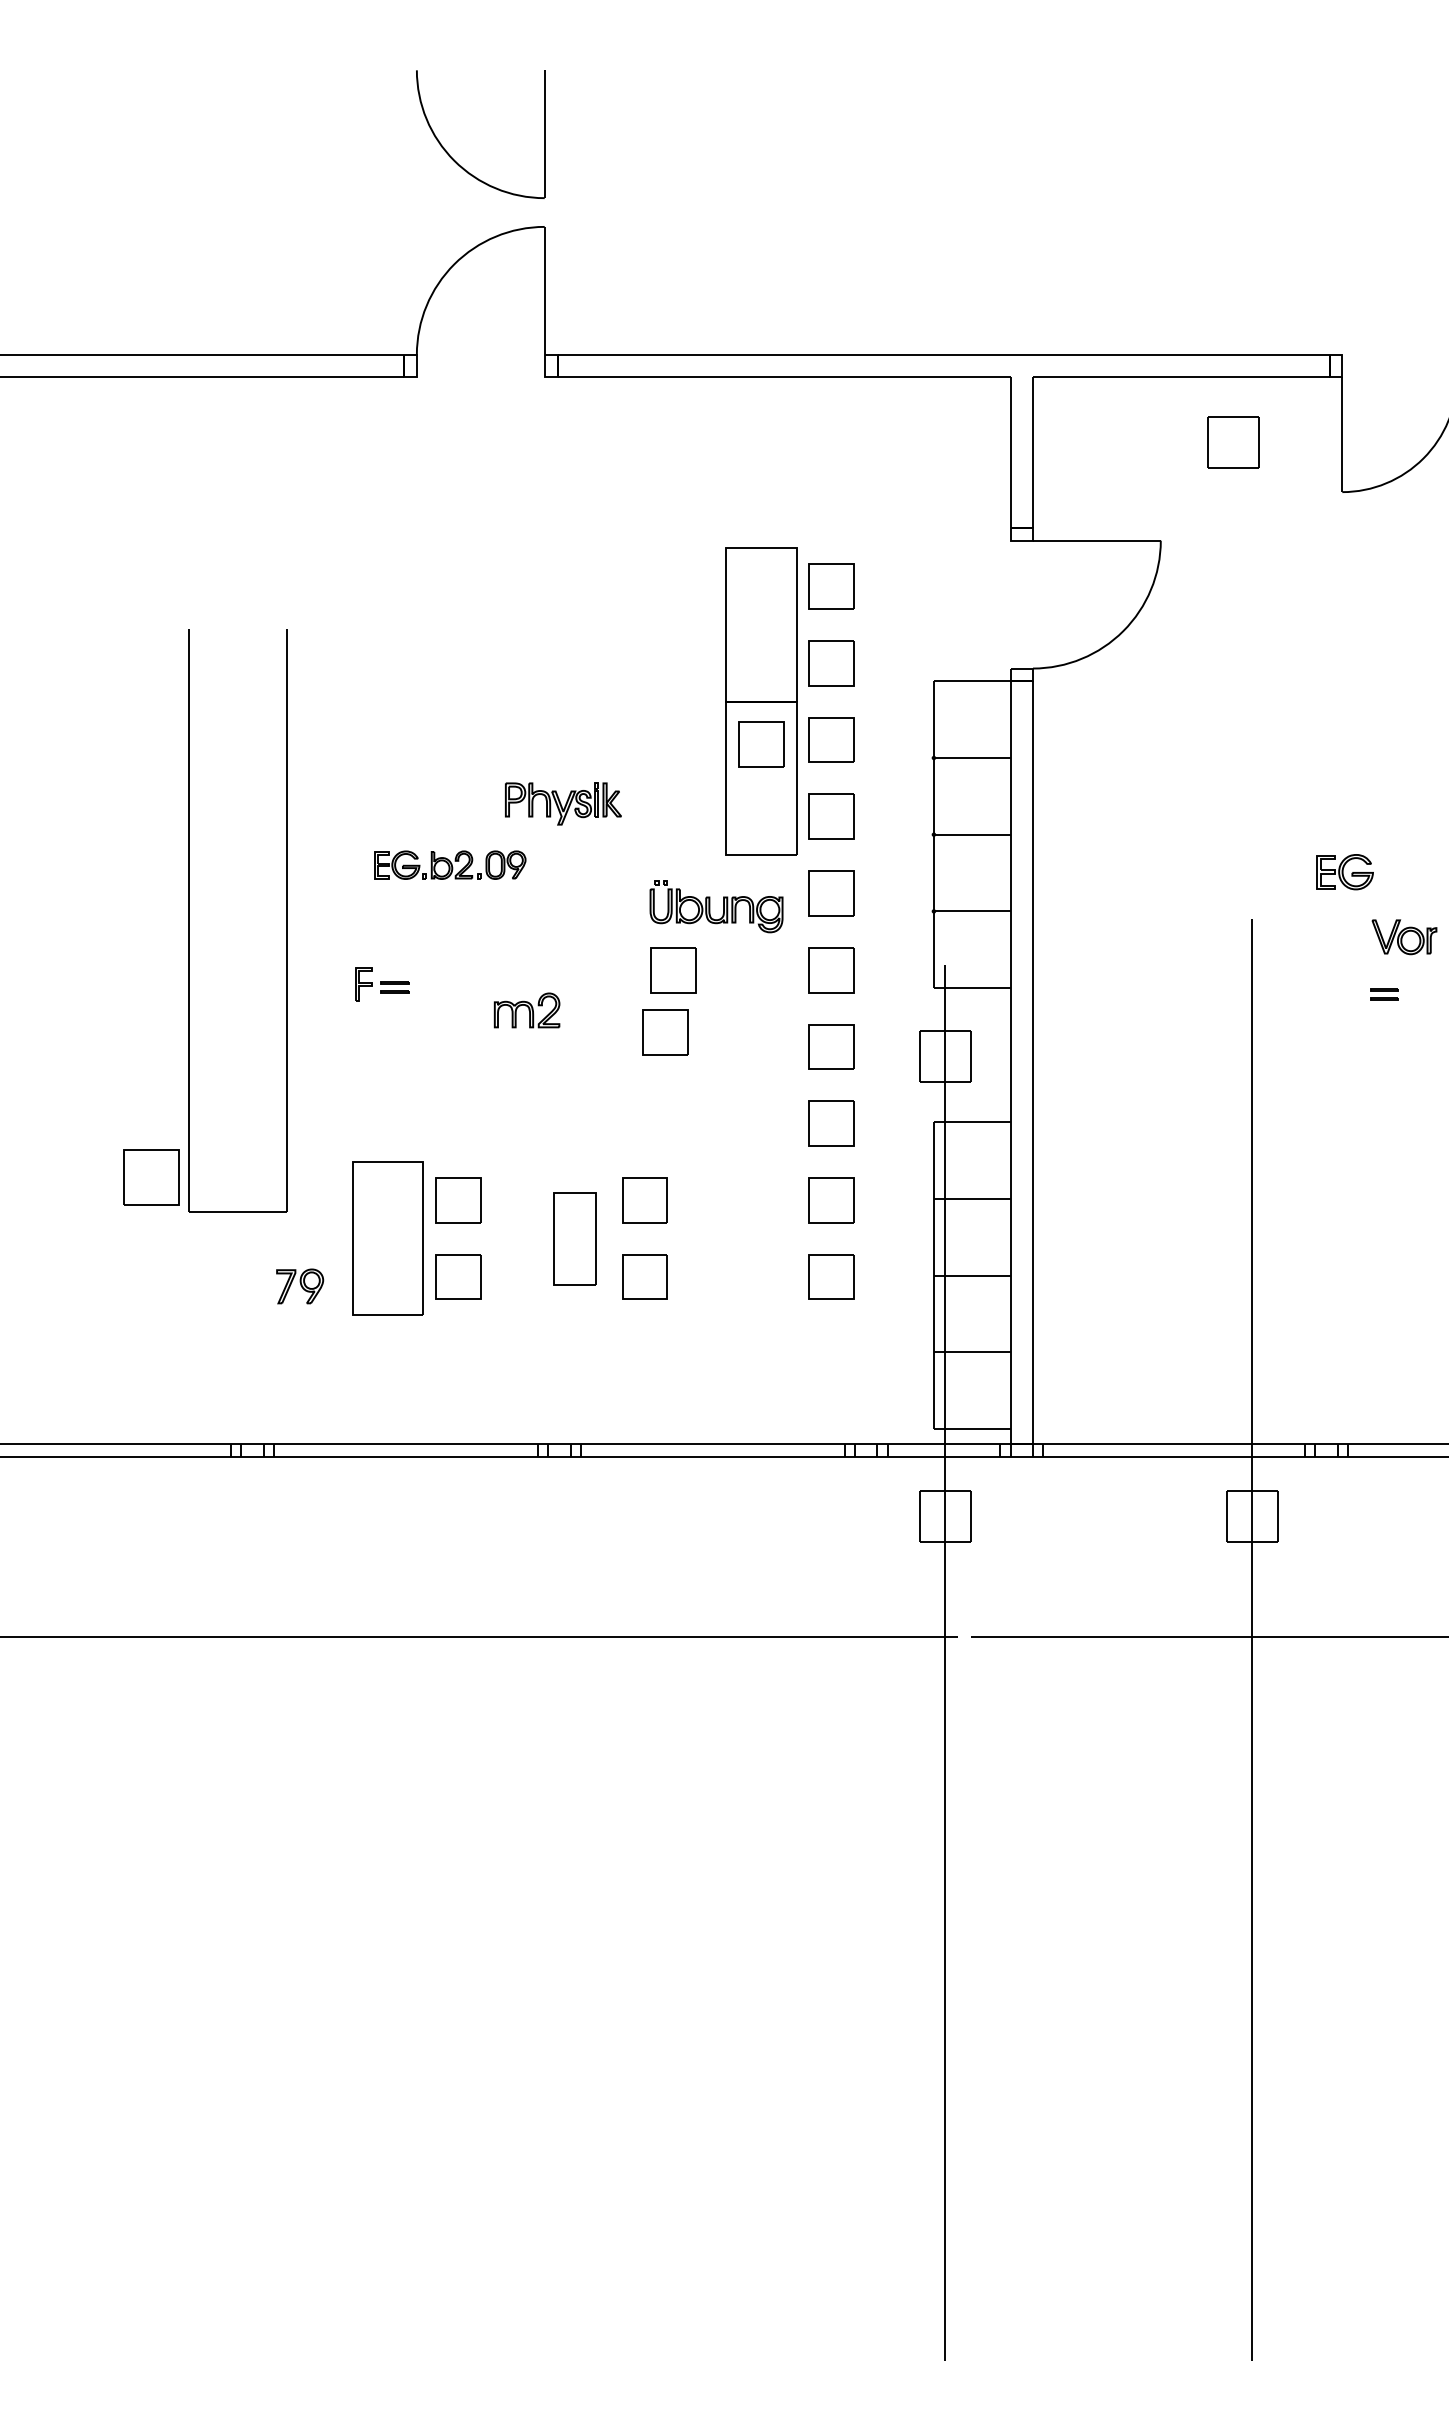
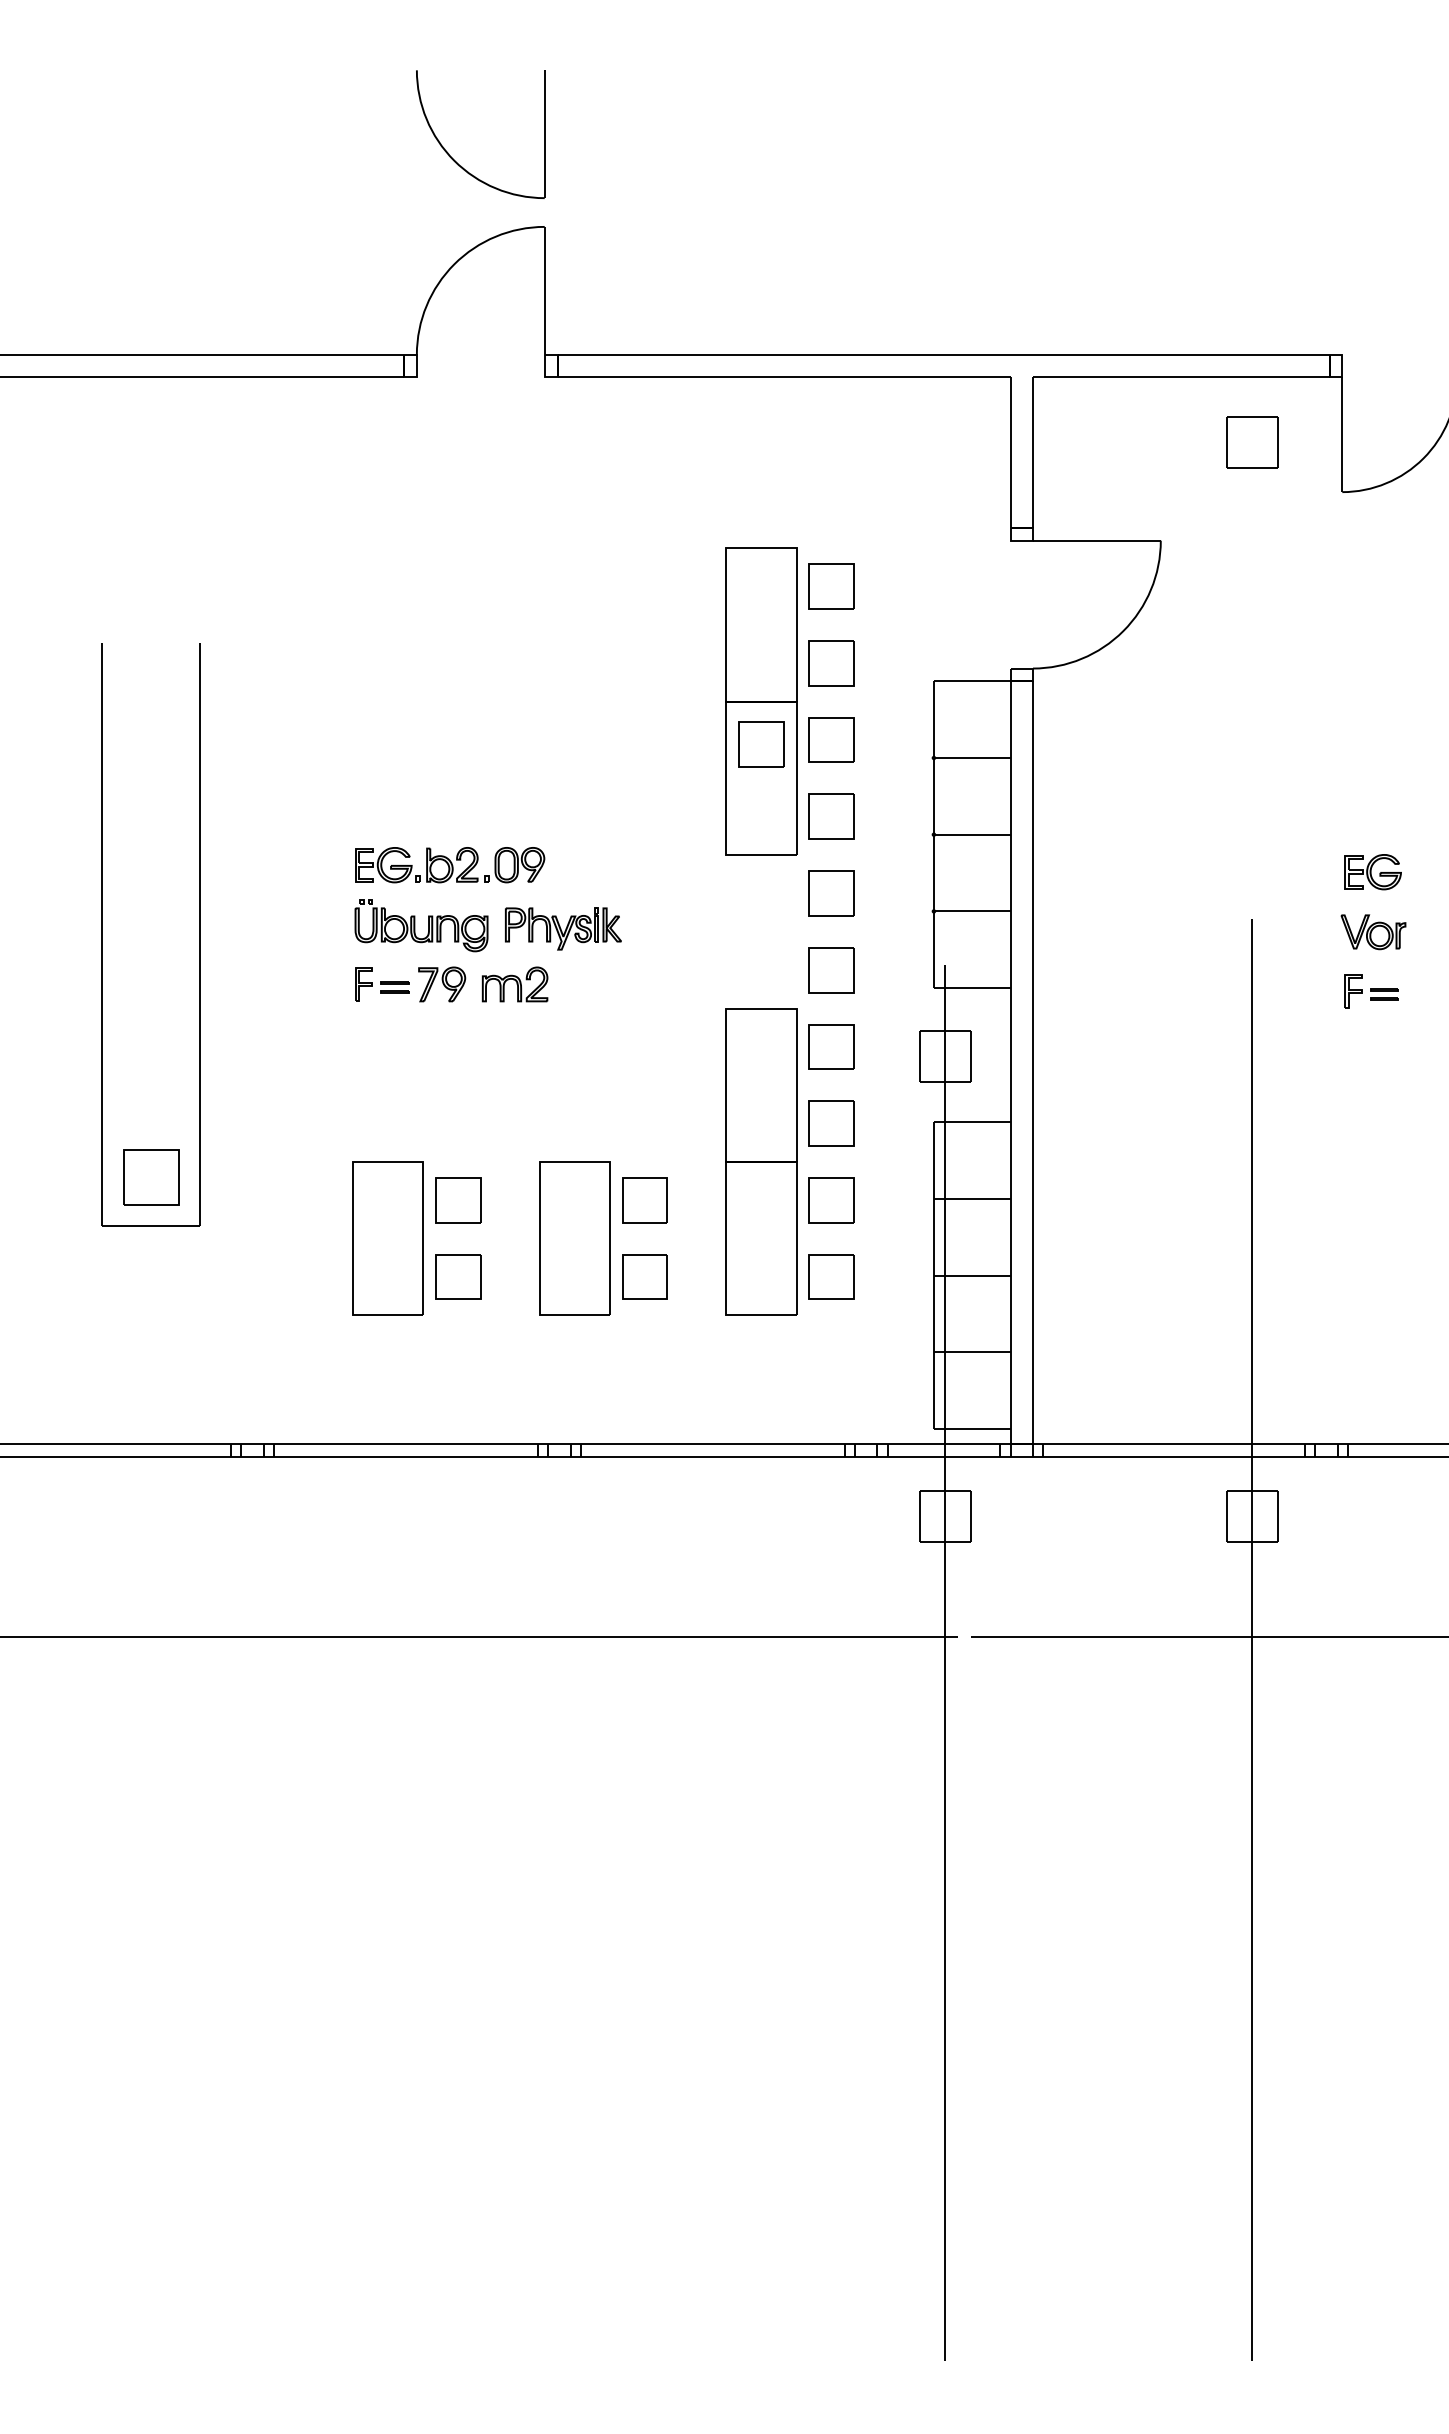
part position: (1233, 442) -> (1252, 442) (1252, 442)
part position: (563, 803) -> (563, 928) (563, 928)
part size: 153x30 px -> 191x37 px (450, 865)
part position: (1344, 872) -> (1372, 872) (1372, 872)
part position: (716, 906) -> (421, 925) (421, 925)
part position: (189, 920) -> (102, 934) (102, 934)
part position: (1404, 937) -> (1373, 932) (1373, 932)
part: present -> none (673, 970)
part: none -> present (1353, 991)
part position: (526, 1010) -> (514, 984) (514, 984)
part: present -> none (665, 1032)
part: none -> present (761, 1161)
part size: 44x94 px -> 72x155 px (574, 1238)
part position: (300, 1286) -> (442, 984) (442, 984)
